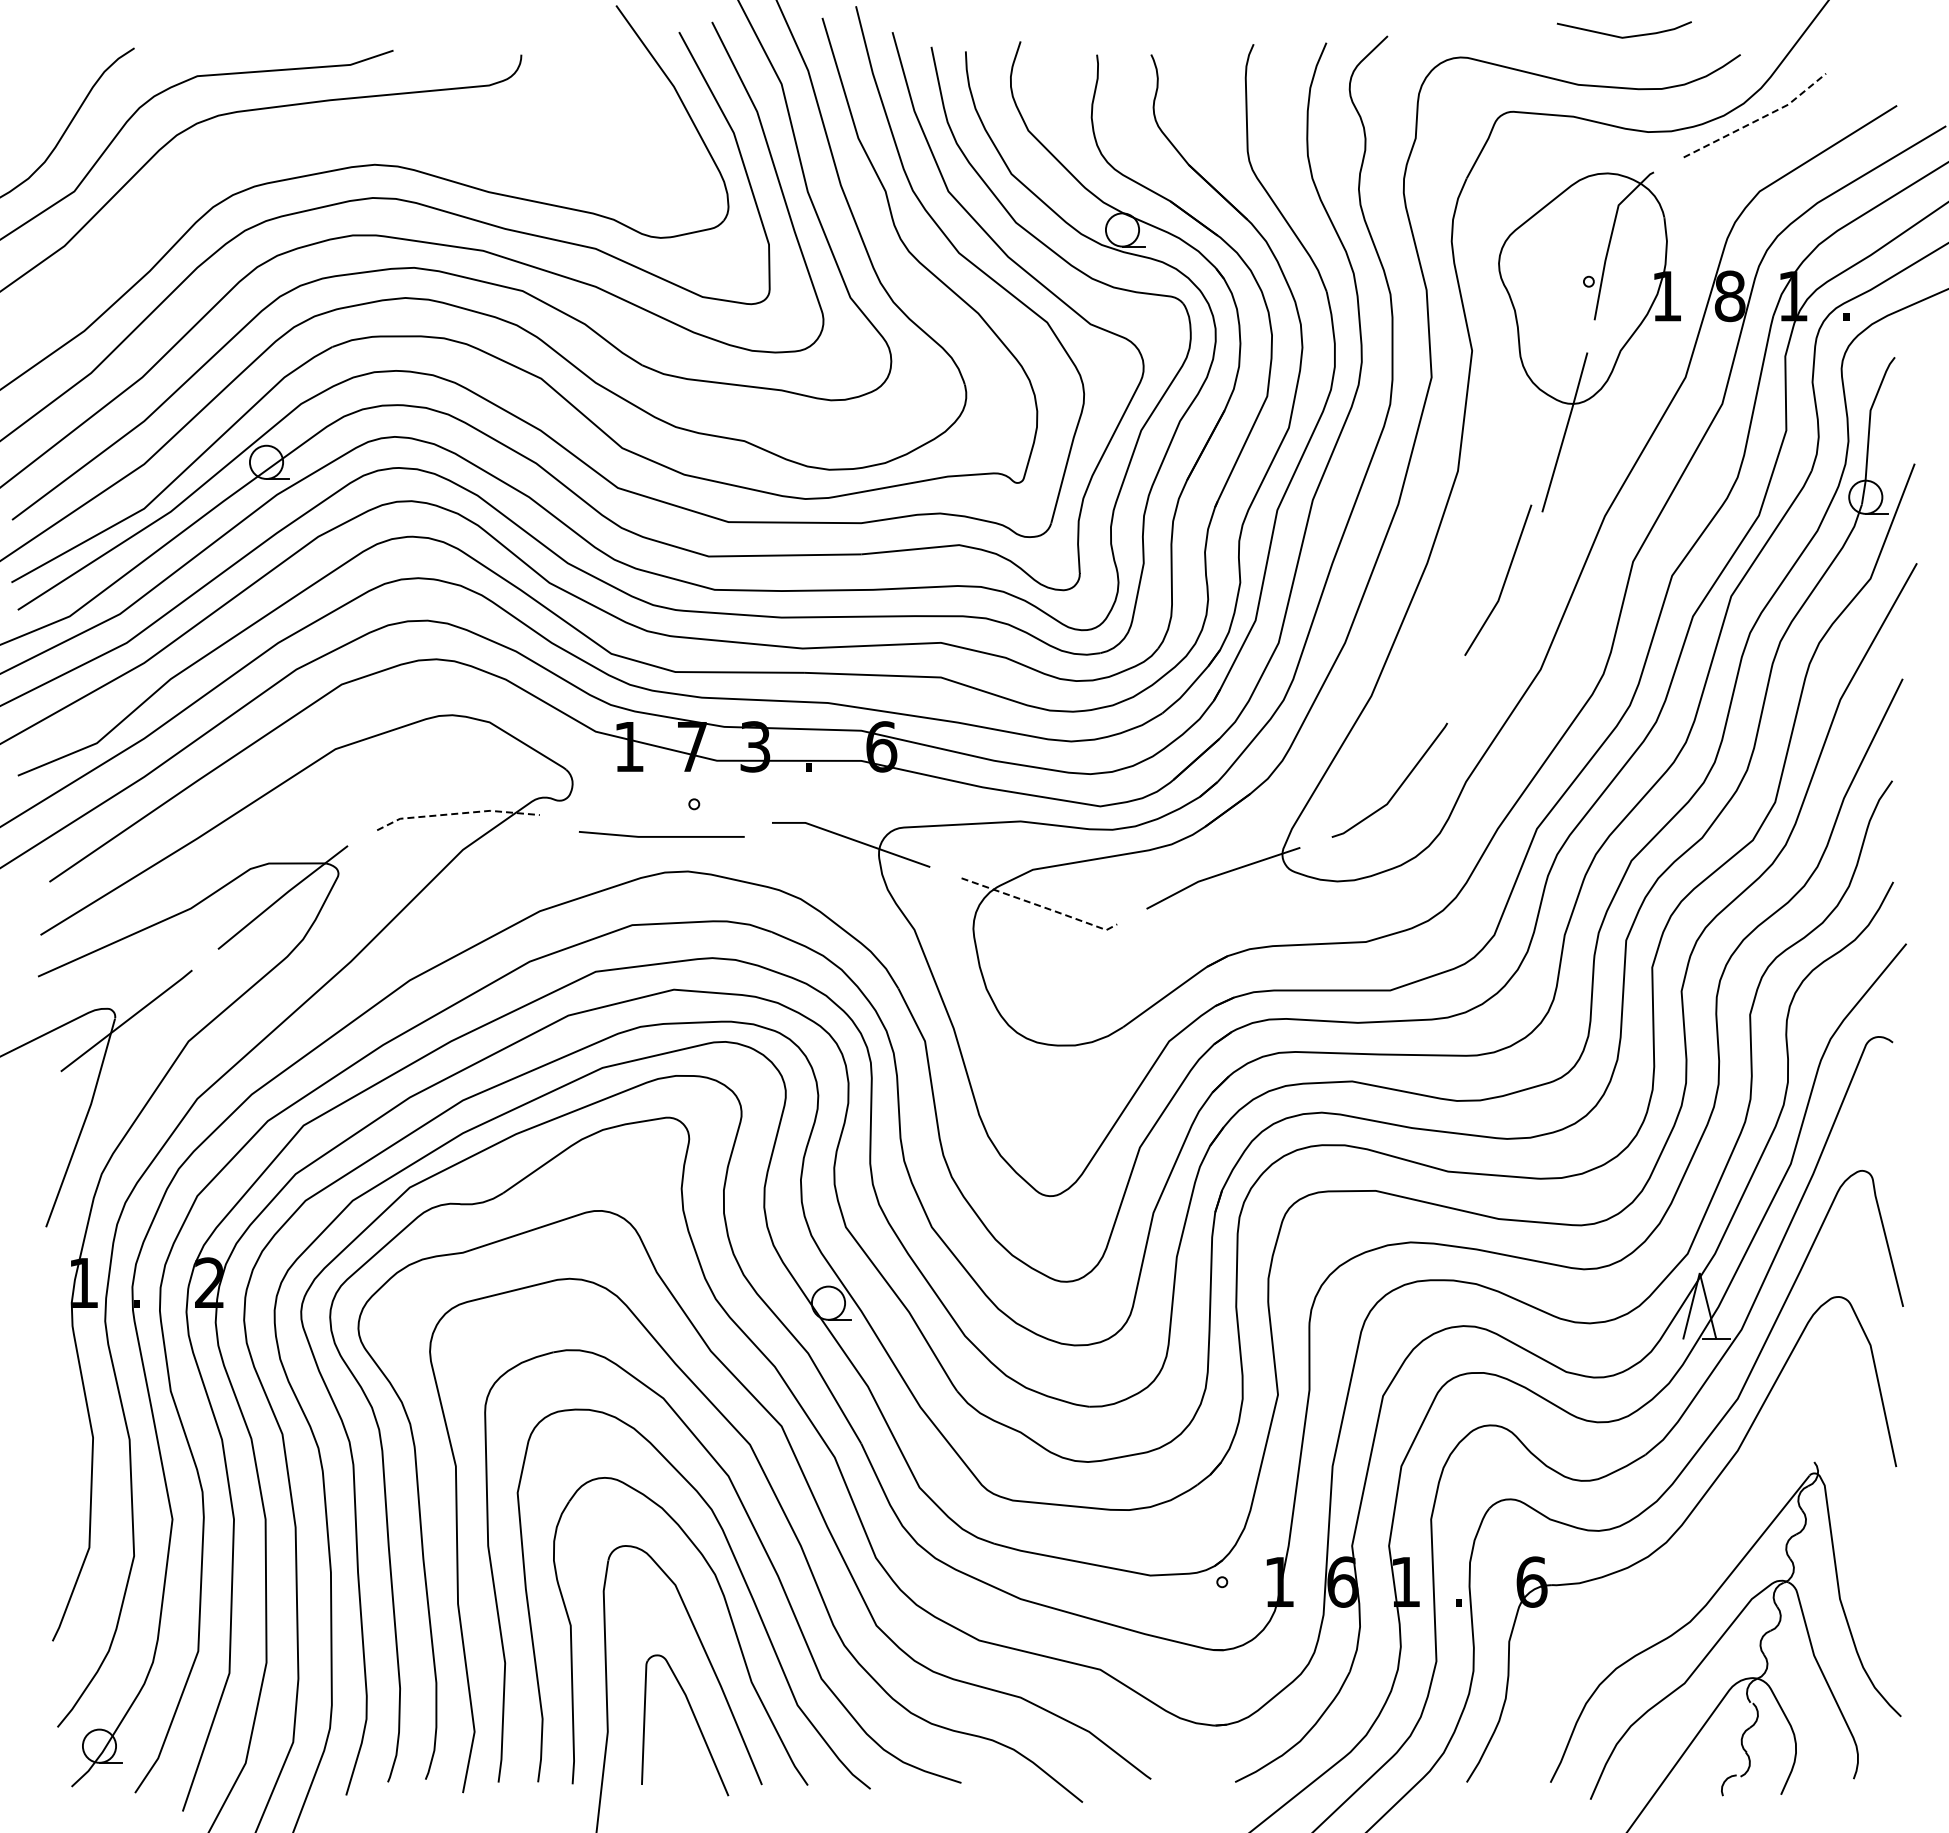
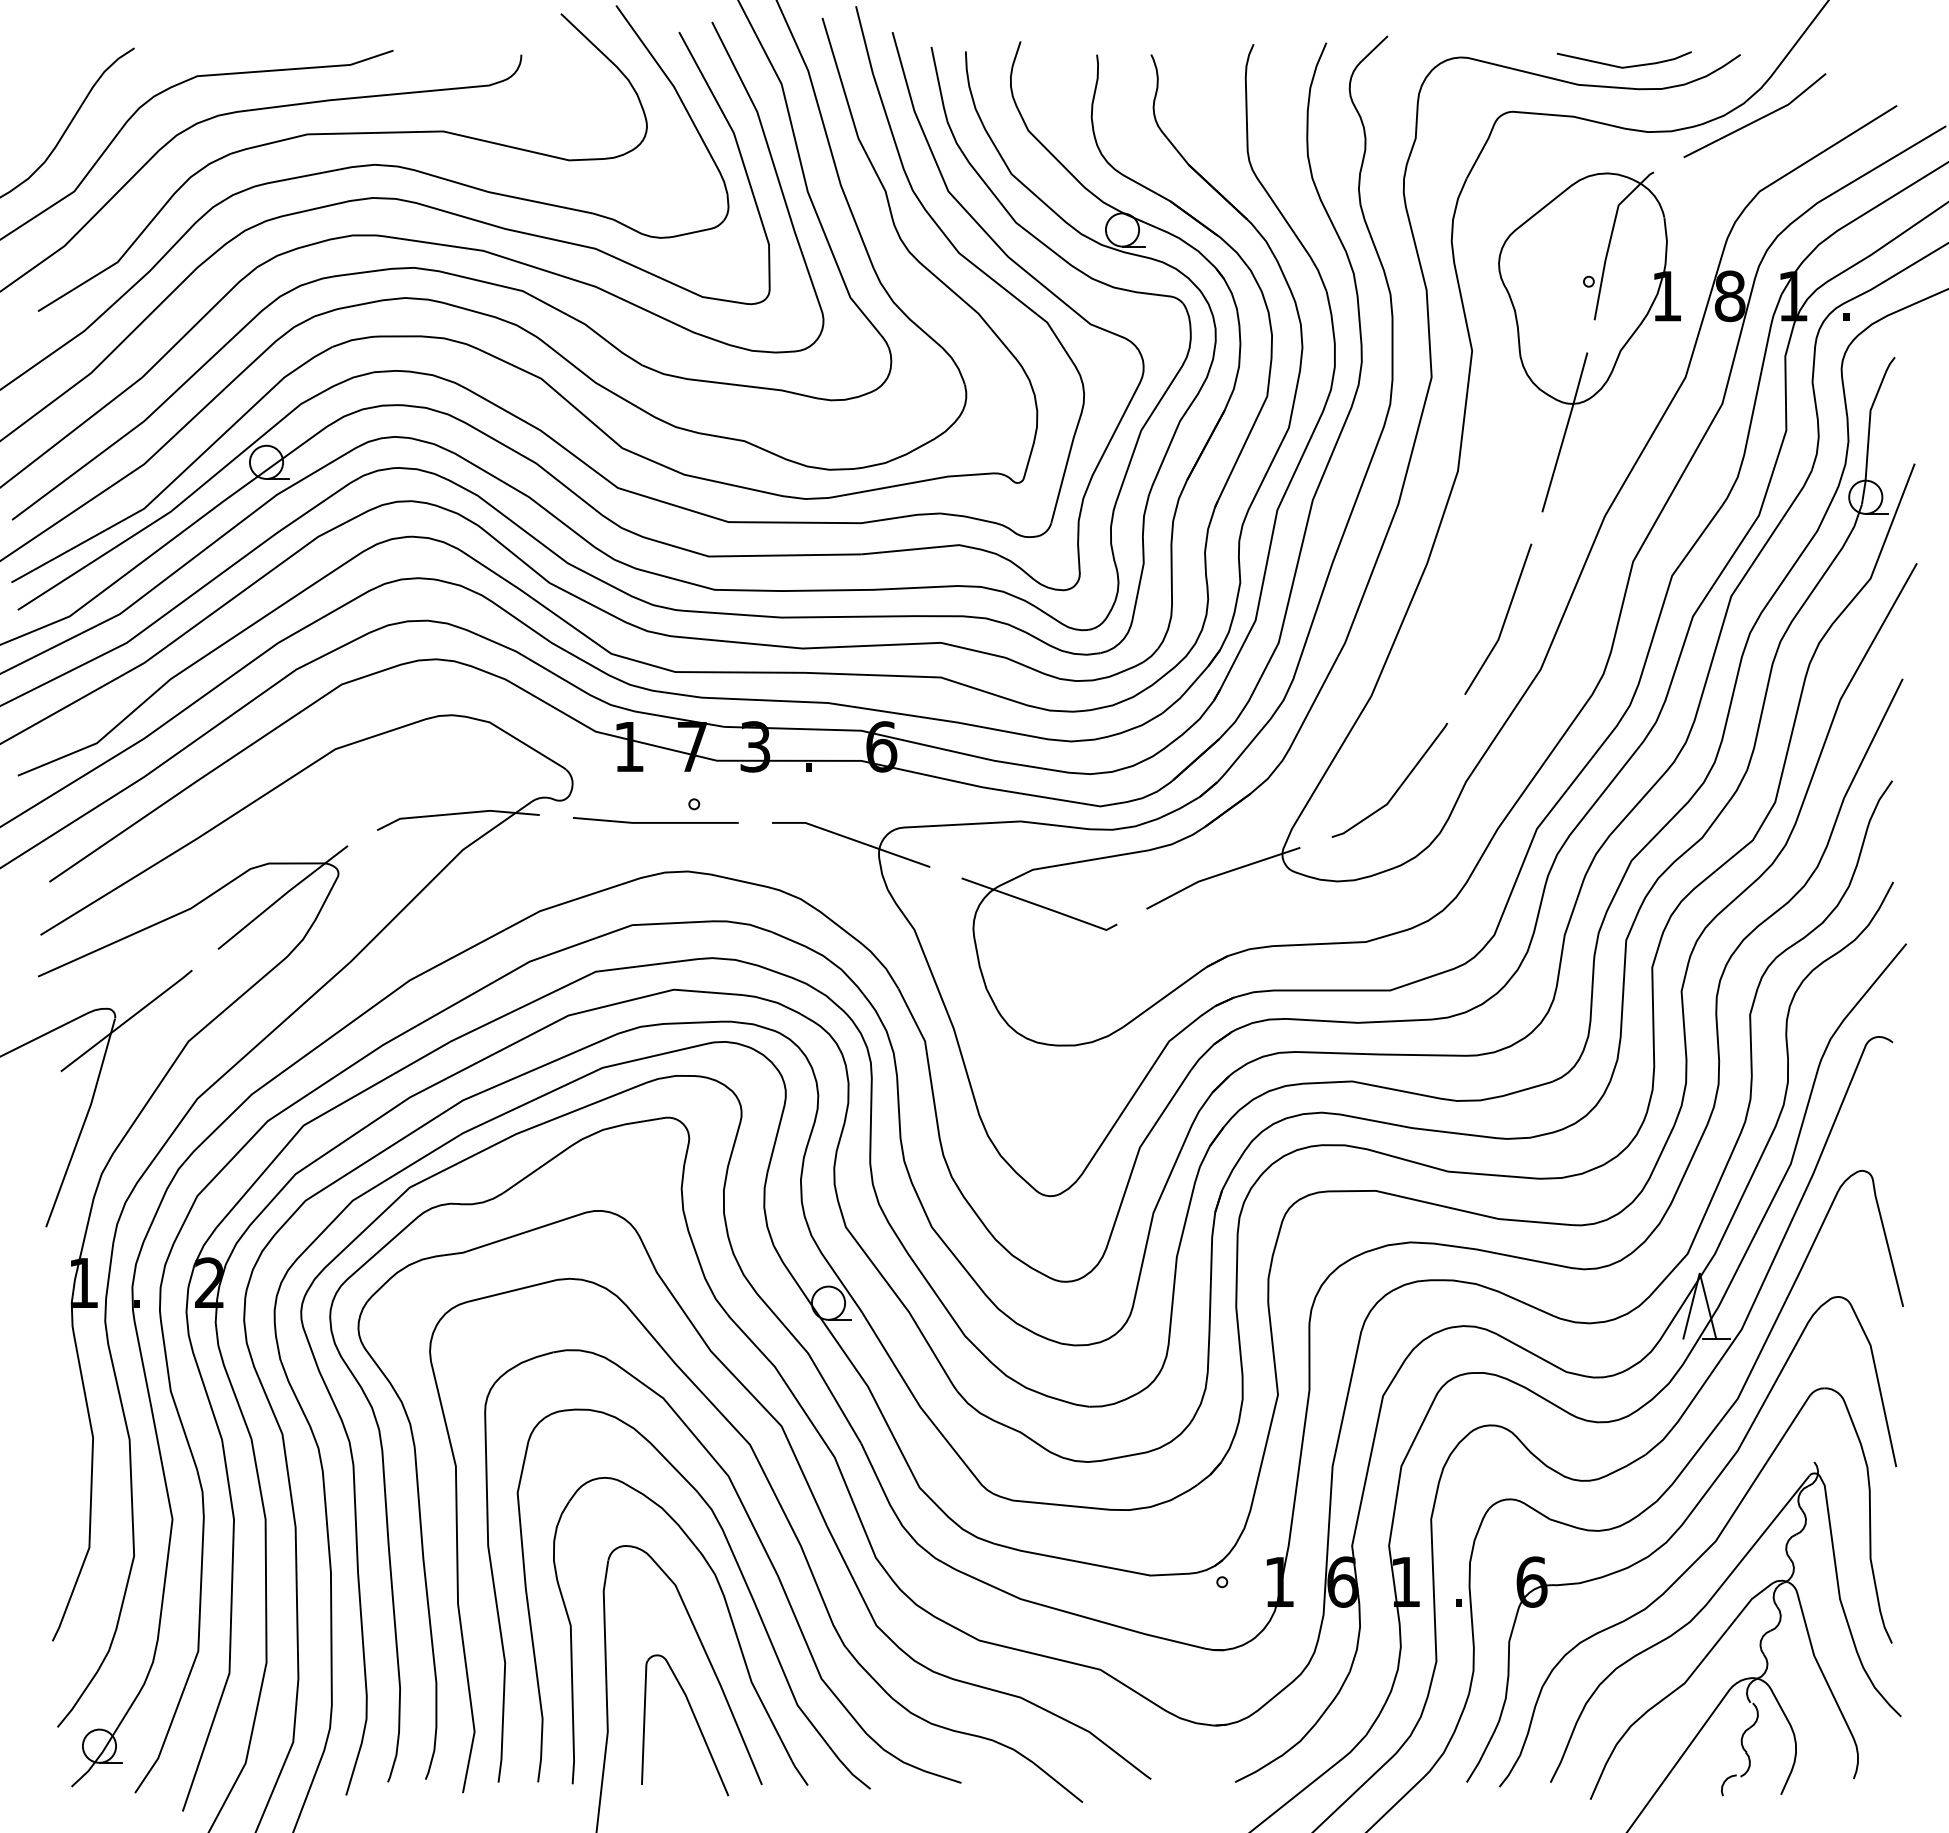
line position: (1623, 36) -> (1623, 66) (1623, 66)
line: dashed -> solid (1758, 119)
curve: none -> present (342, 134)
line position: (1503, 582) -> (1503, 621) (1503, 621)
line: dashed -> solid (457, 813)
line position: (661, 836) -> (655, 822) (655, 822)
line: dashed -> solid (1041, 906)
part: none -> present (1683, 1575)
